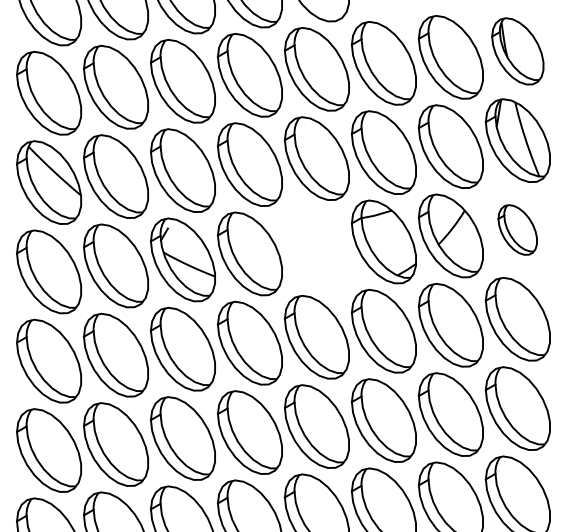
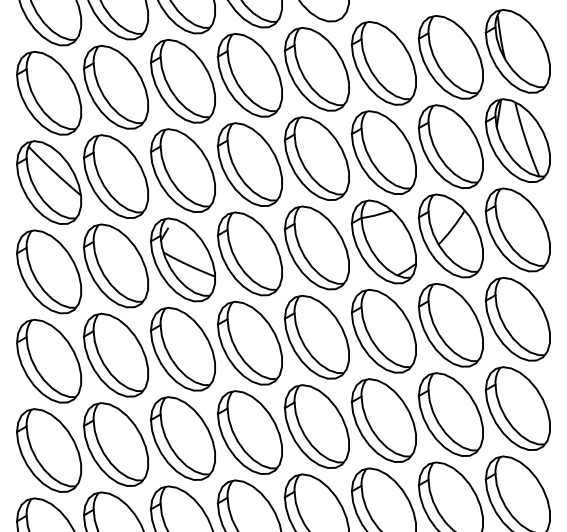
part size: 54x69 px -> 67x85 px (517, 51)
part size: 41x52 px -> 67x86 px (517, 229)
part: none -> present (316, 247)
